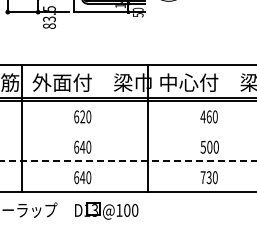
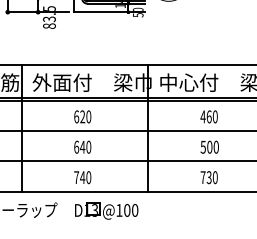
line: none -> present (127, 130)
line: dashed -> solid (128, 161)
text: 640 -> 740 (76, 177)
